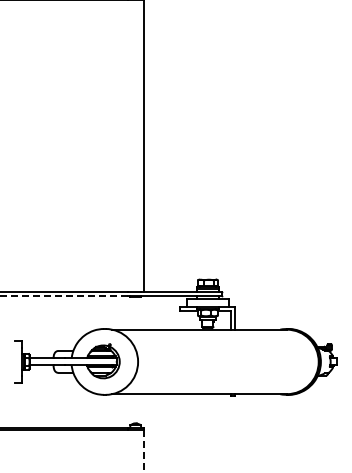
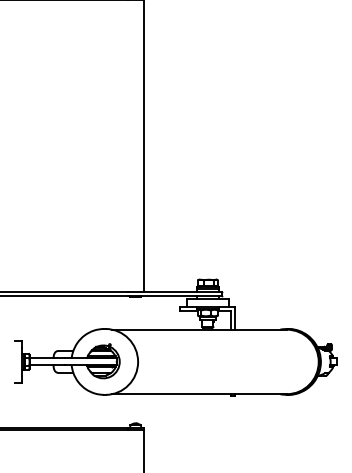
line: dashed -> solid (64, 296)
line: dashed -> solid (143, 451)
